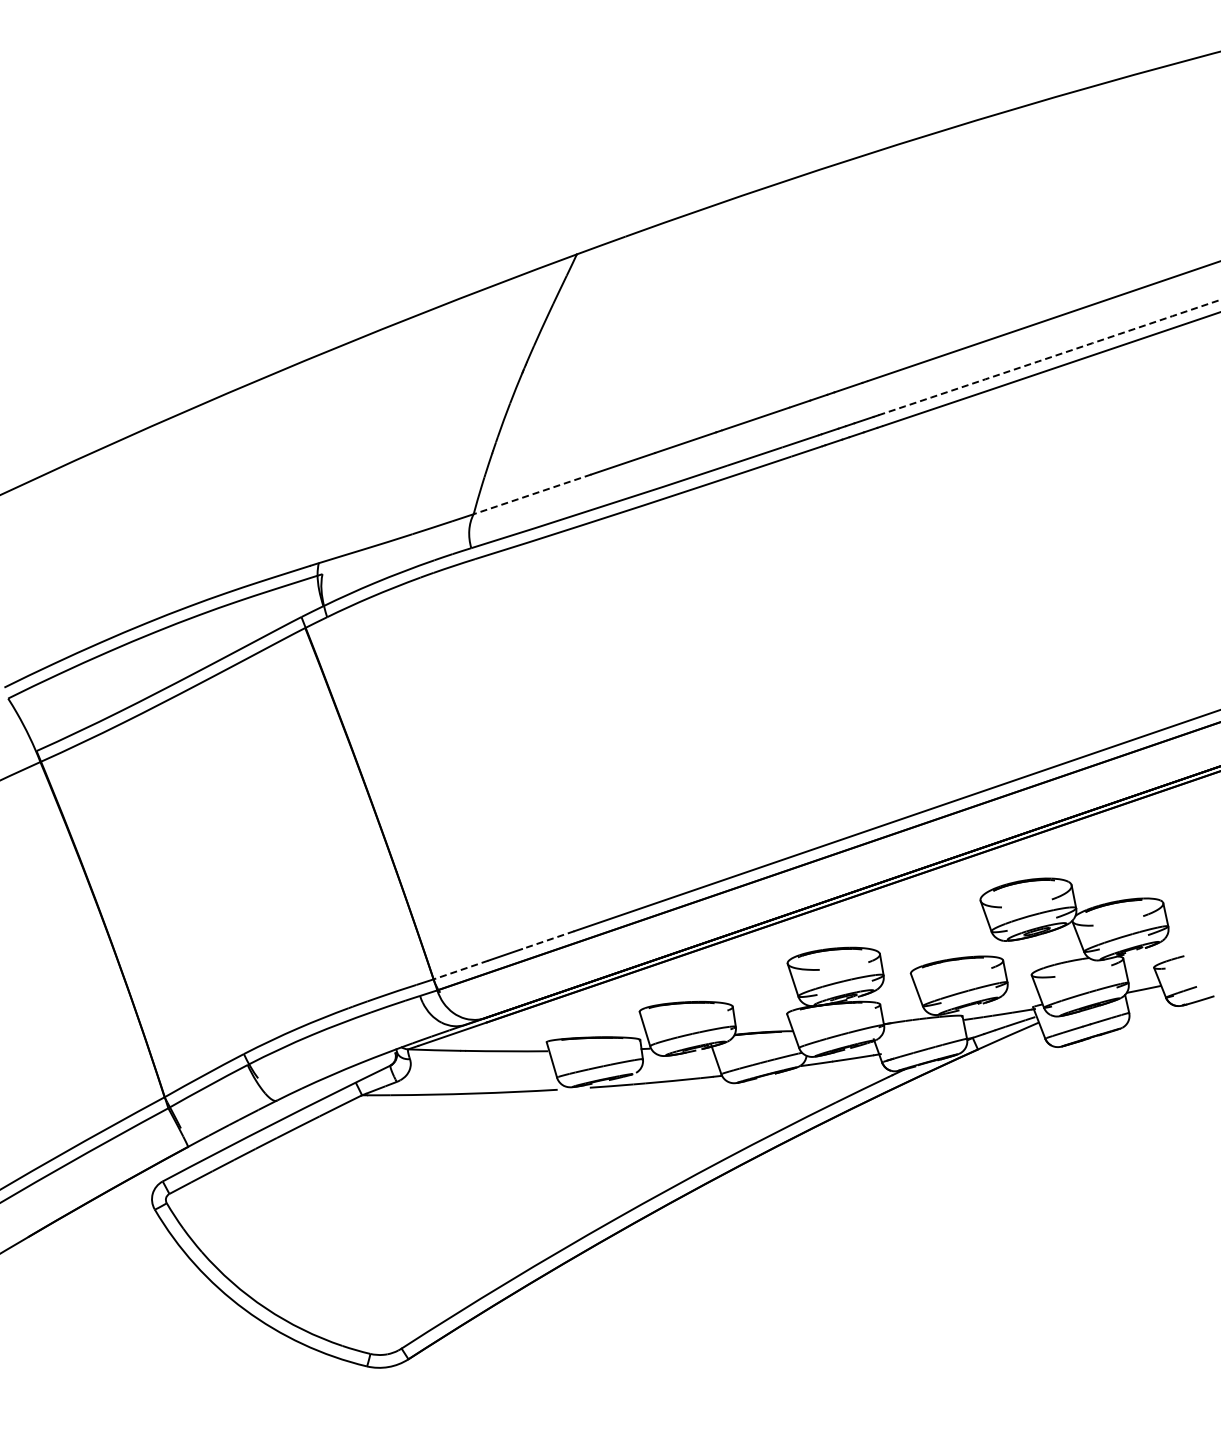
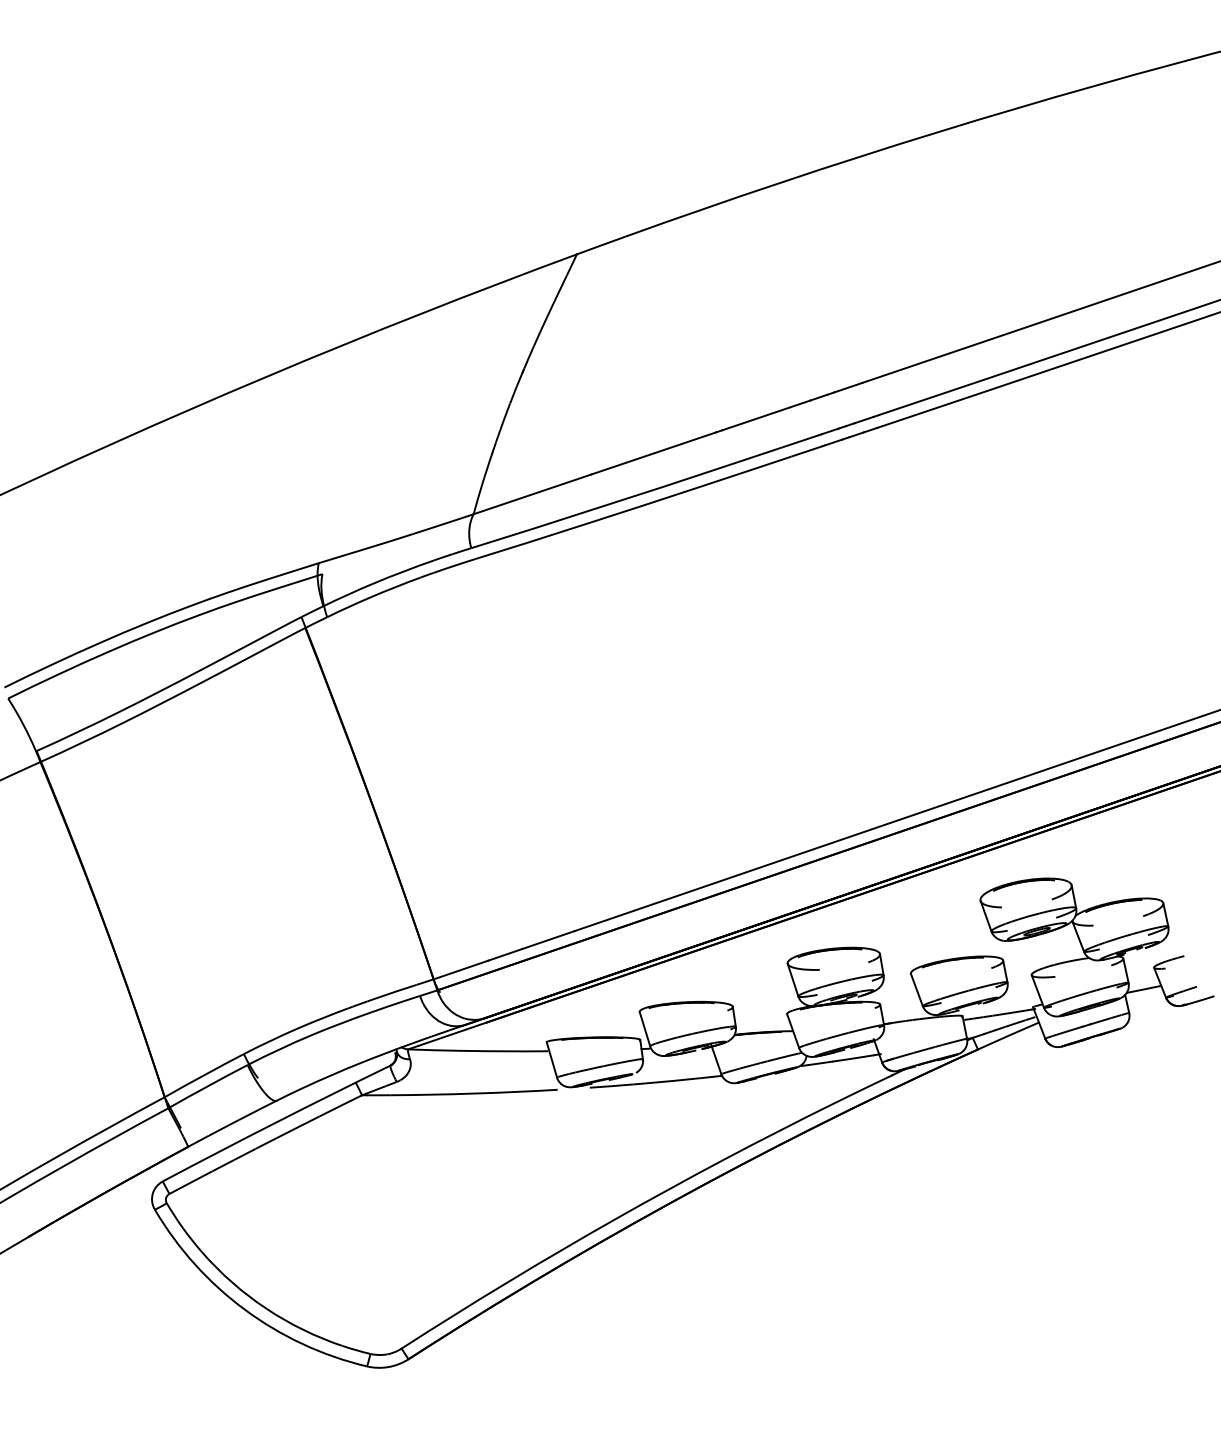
arc: dashed -> solid (1049, 357)
line: dashed -> solid (532, 494)
line: dashed -> solid (548, 940)
line: dashed -> solid (460, 970)
